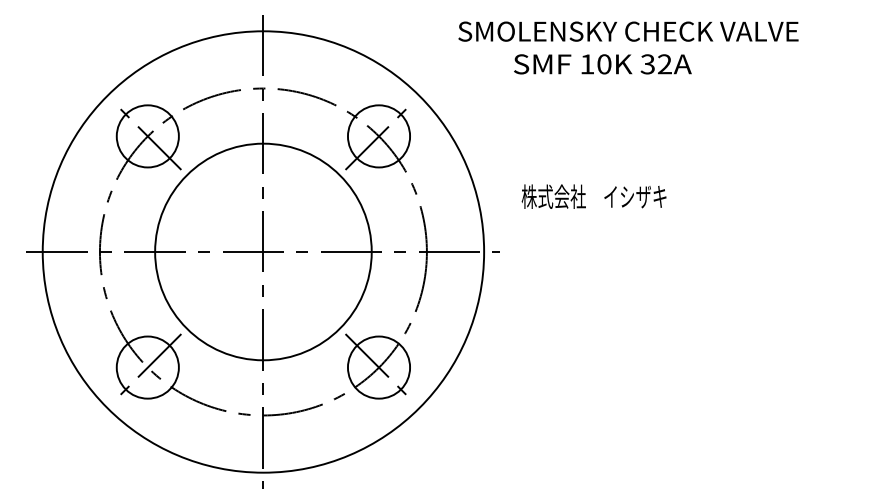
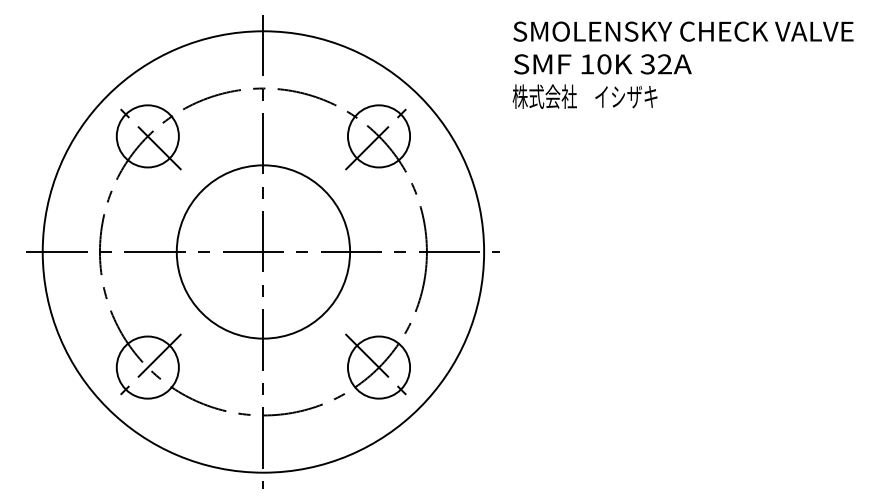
text position: (628, 31) -> (683, 31) (683, 31)
text position: (593, 196) -> (584, 96) (584, 96)
circle diameter: 217 px -> 173 px (263, 251)
